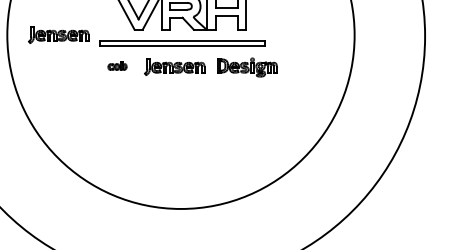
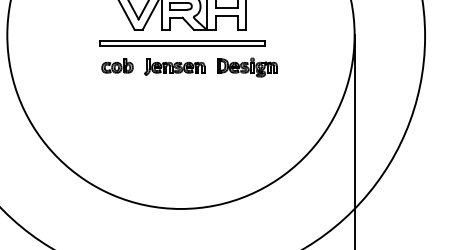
part: present -> none (58, 34)
part size: 21x10 px -> 33x16 px (117, 65)
line: none -> present (354, 140)
